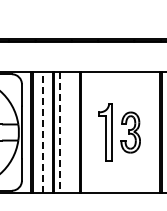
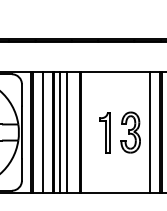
line: dashed -> solid (42, 132)
line: dashed -> solid (59, 132)
line: none -> present (67, 132)
part size: 15x59 px -> 12x42 px (104, 132)
line: none -> present (149, 132)
